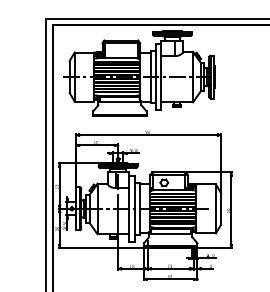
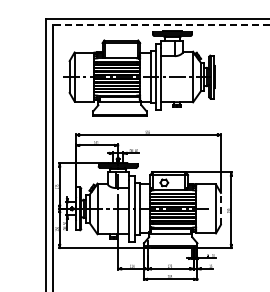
line: solid -> dashed (160, 25)
line: solid -> dashed (220, 208)
